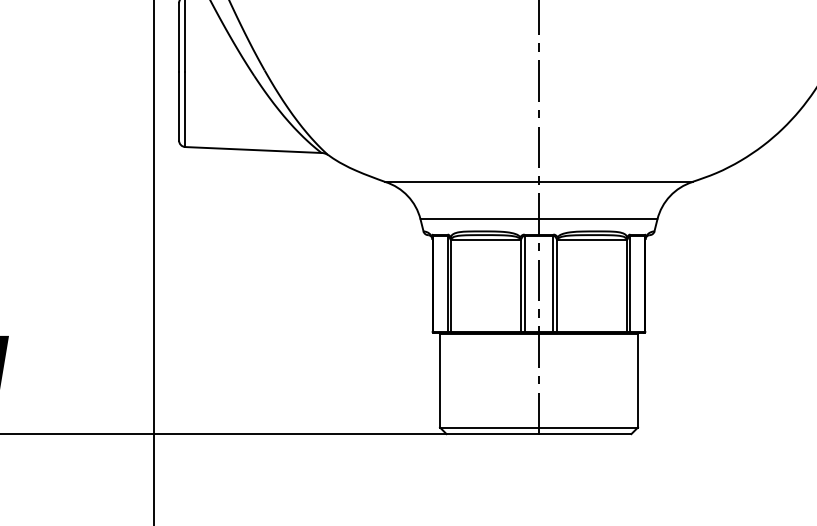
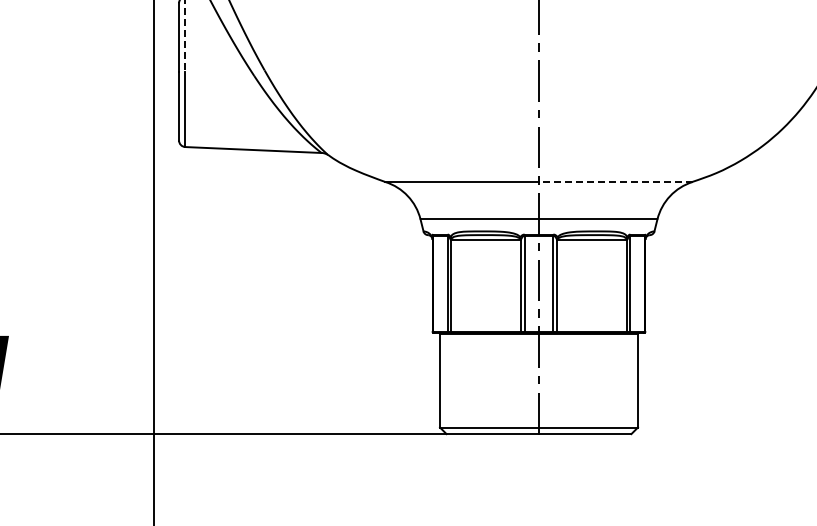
line: solid -> dashed (185, 36)
line: solid -> dashed (615, 182)
